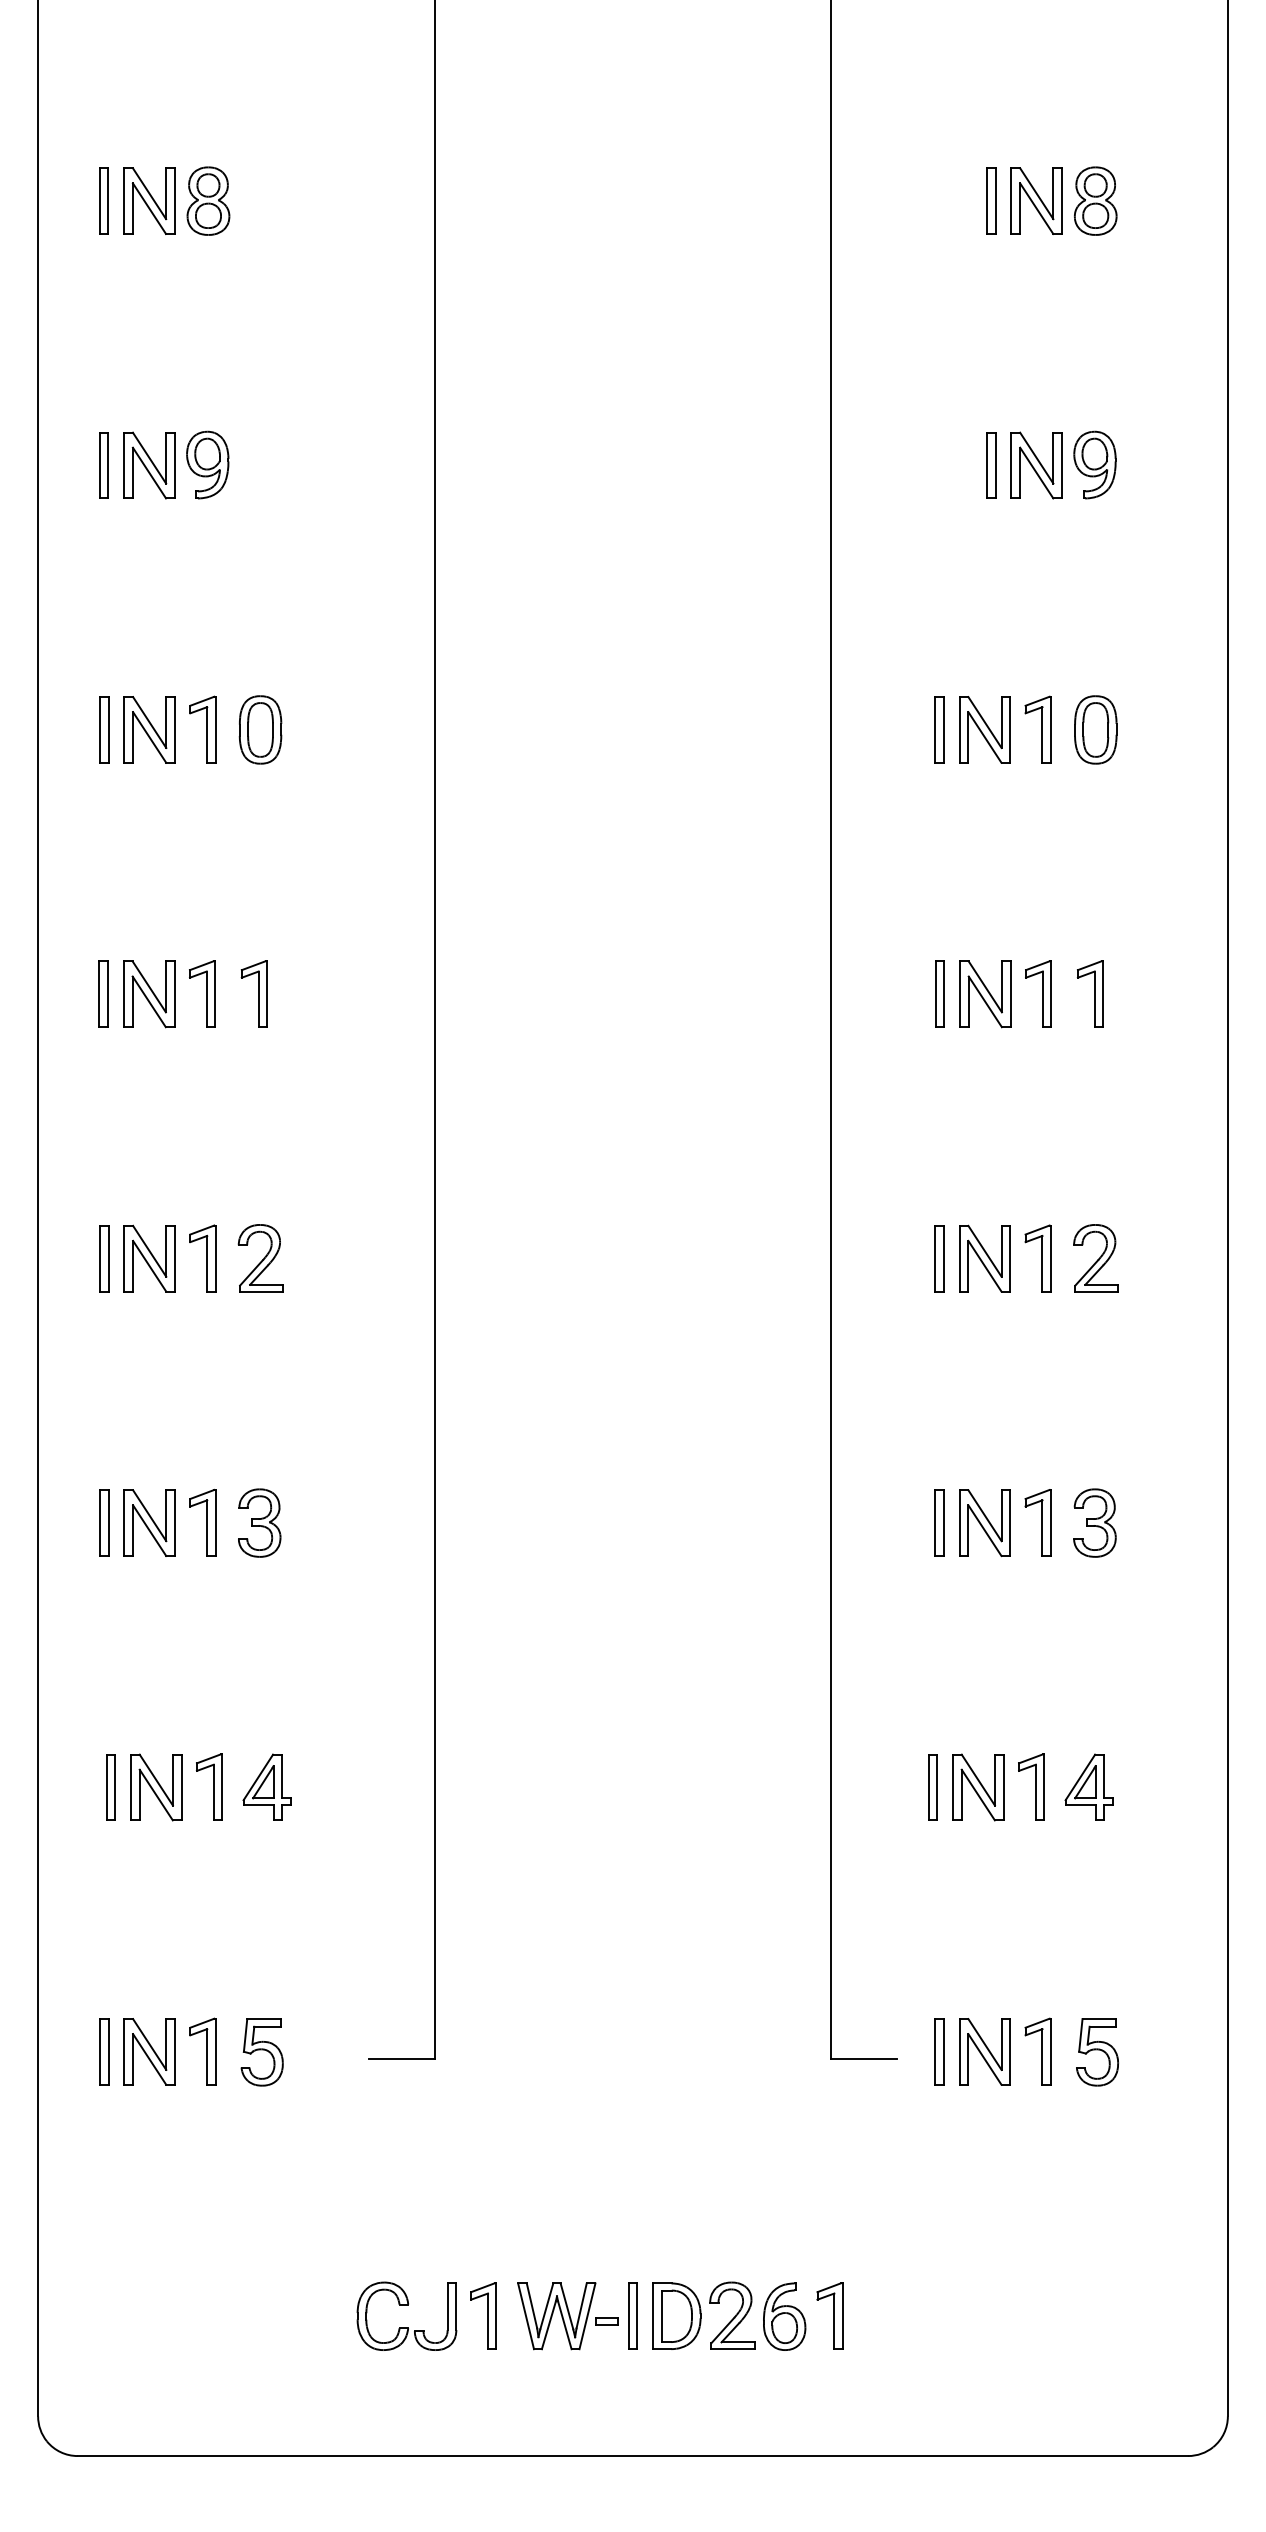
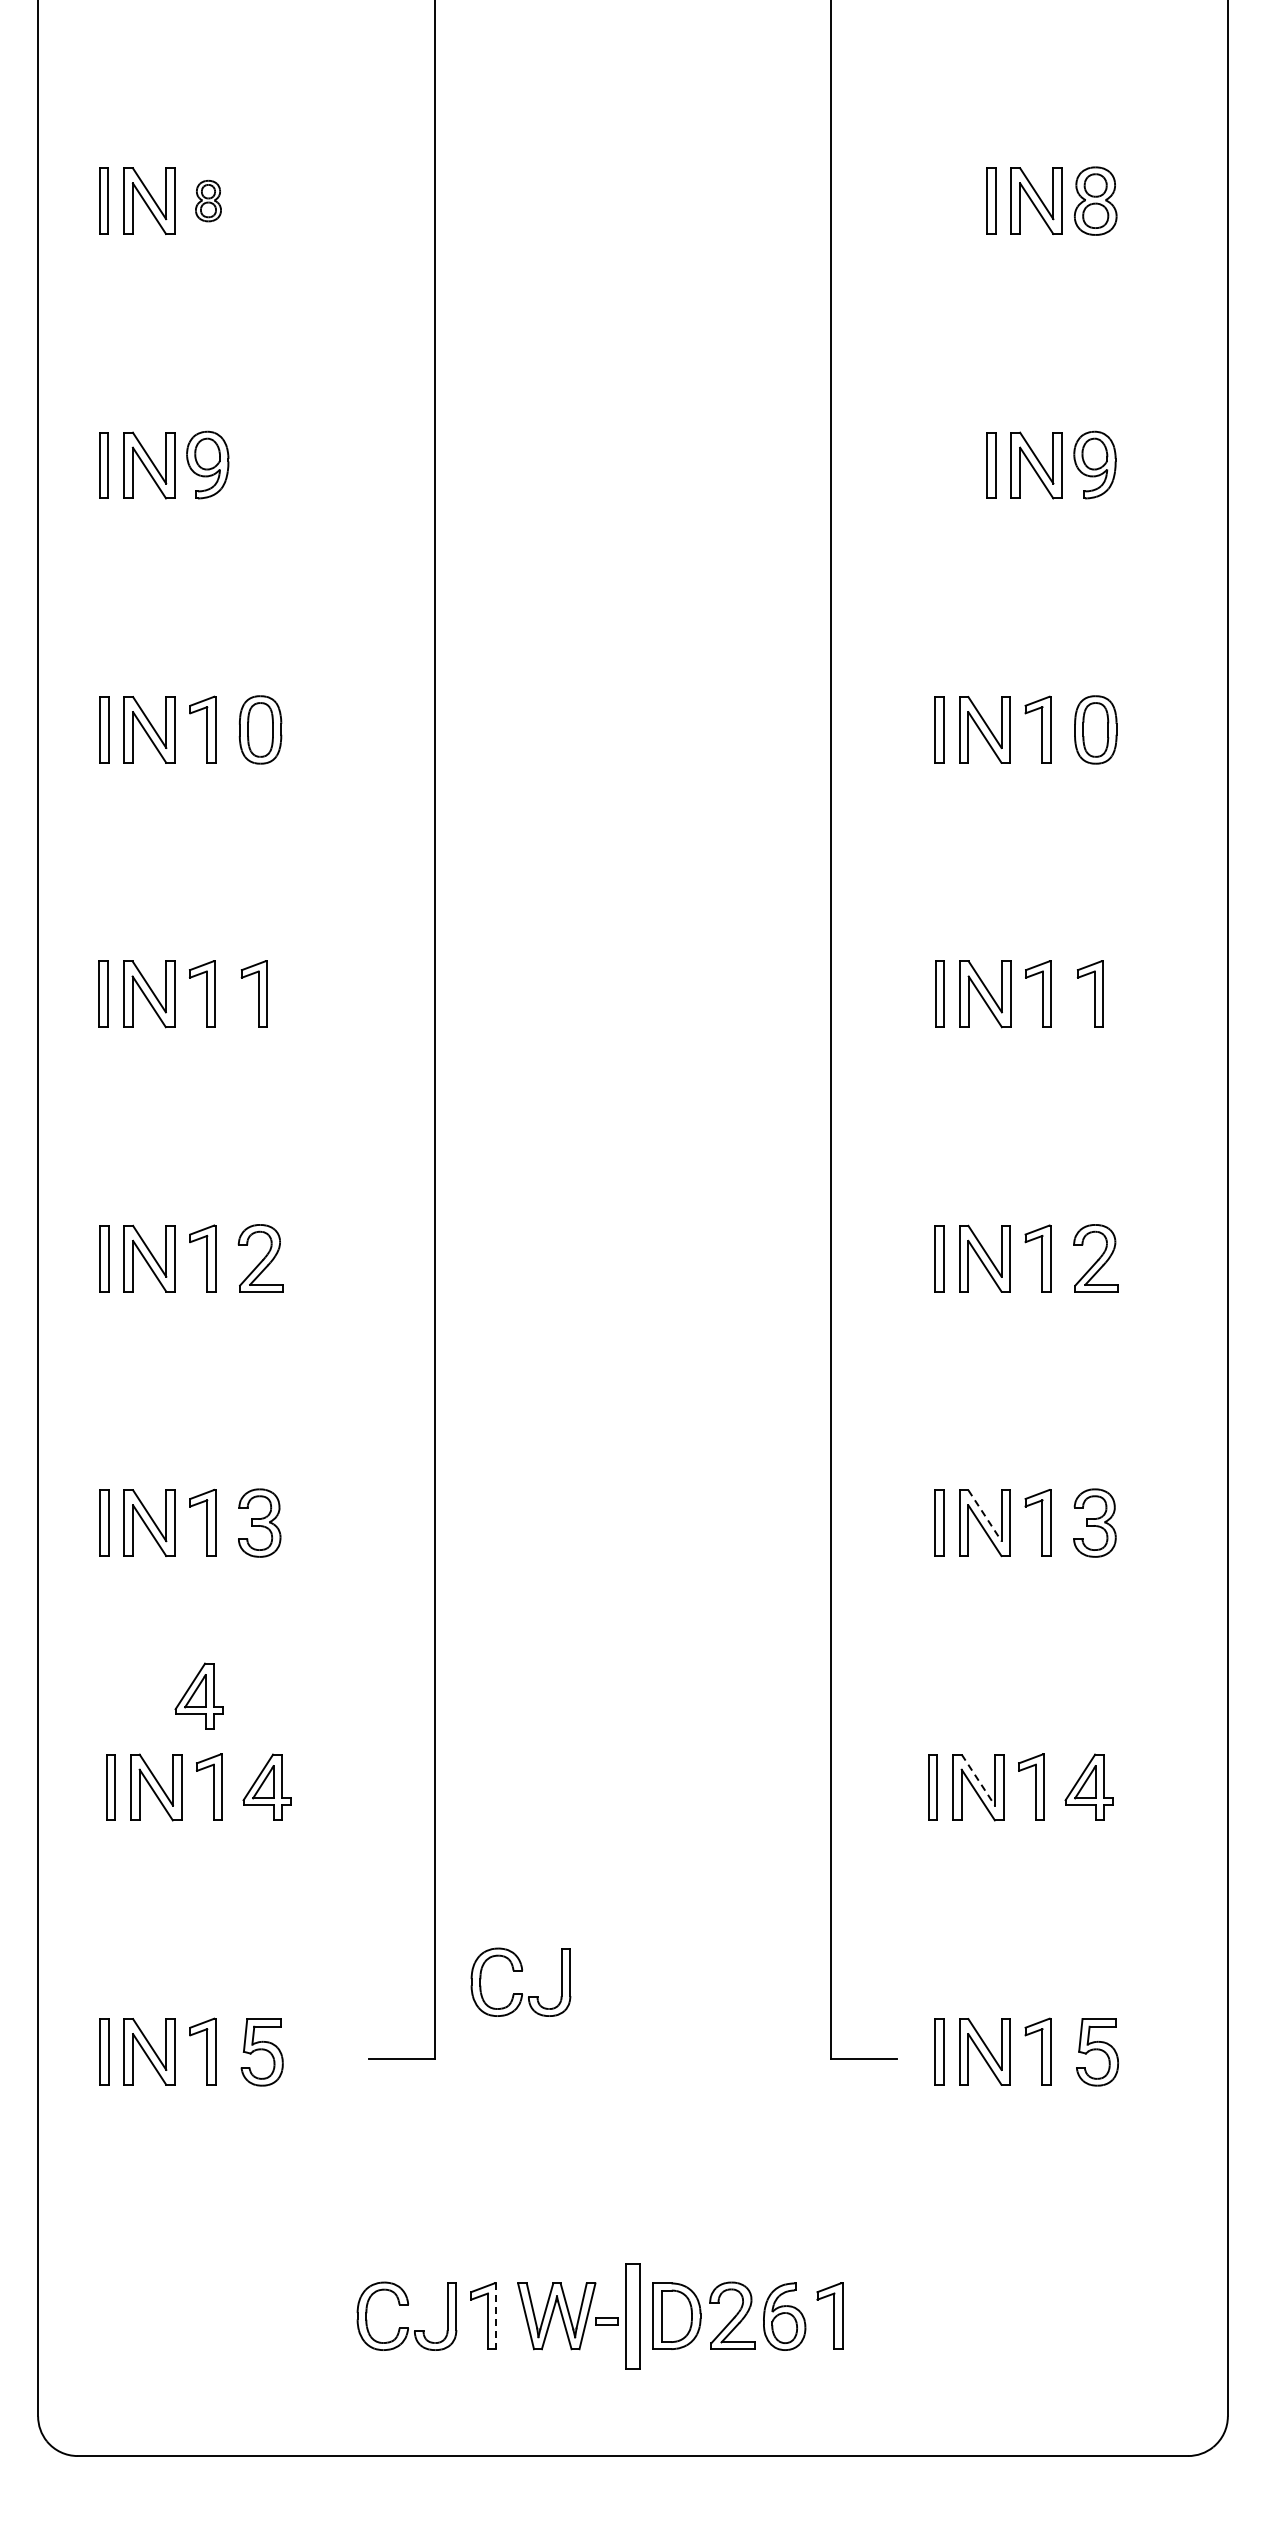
part size: 45x70 px -> 27x43 px (208, 201)
line: solid -> dashed (985, 1516)
part: none -> present (198, 1695)
line: solid -> dashed (978, 1780)
part: none -> present (520, 1971)
part size: 10x68 px -> 16x107 px (632, 2316)
line: solid -> dashed (496, 2316)
